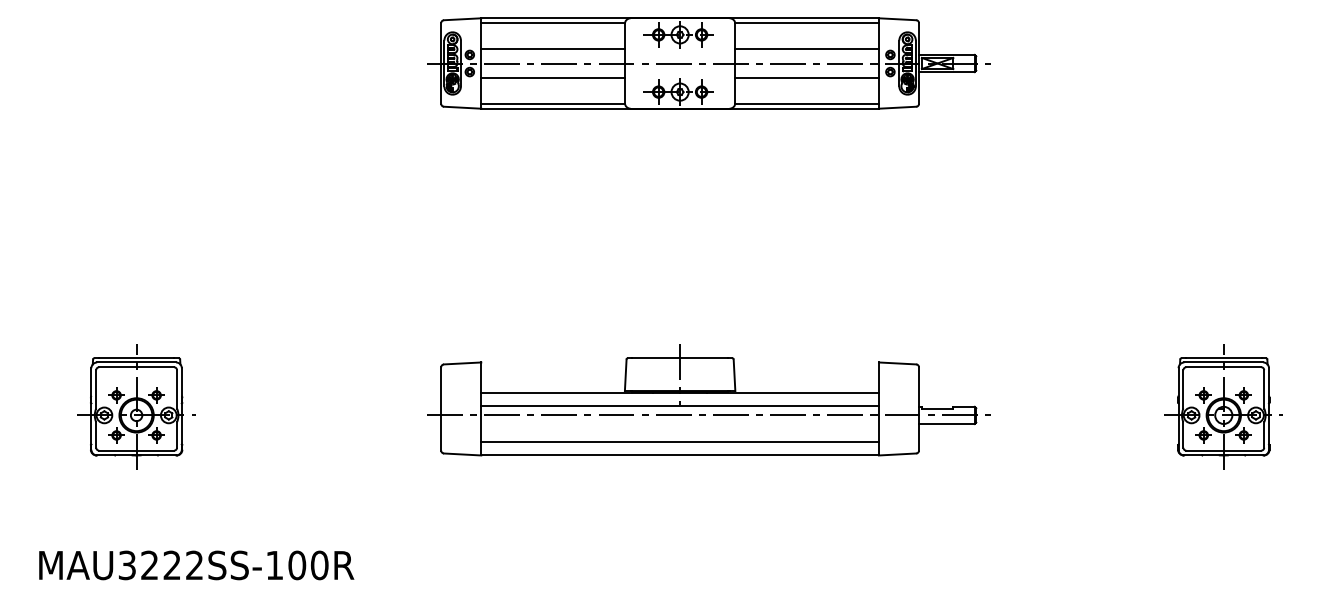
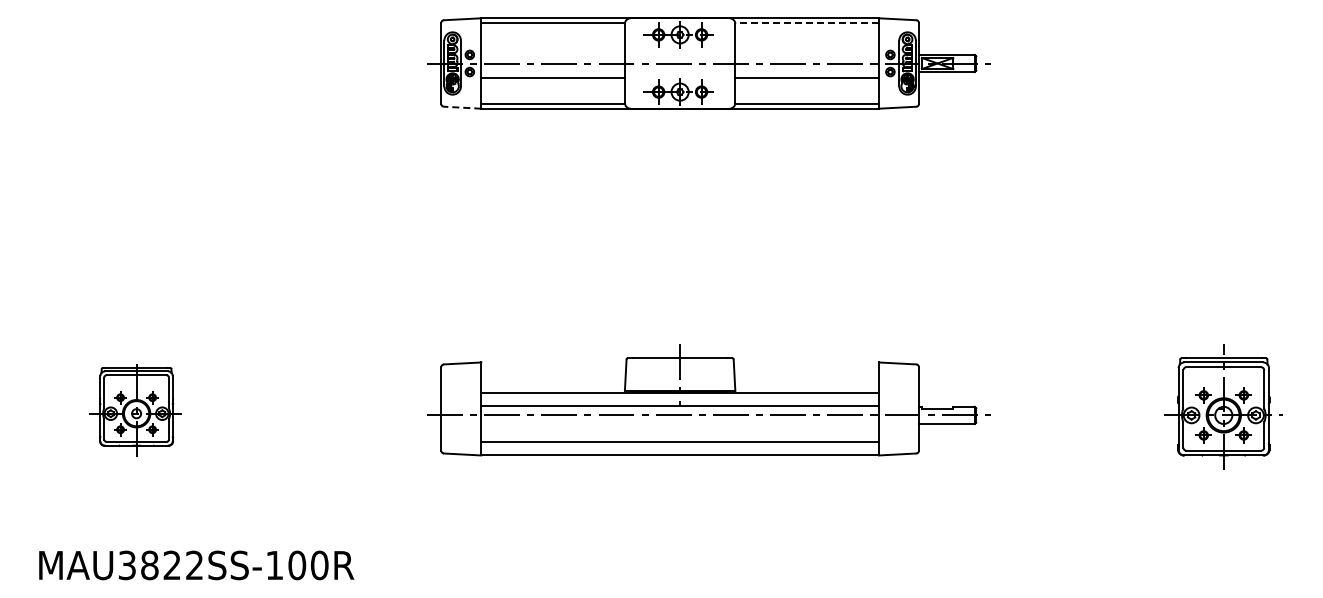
line: solid -> dashed (807, 23)
line: present -> none (552, 49)
line: present -> none (806, 49)
line: solid -> dashed (462, 107)
part size: 119x126 px -> 93x93 px (135, 410)
text: MAU3222SS-100R -> MAU3822SS-100R (149, 565)
